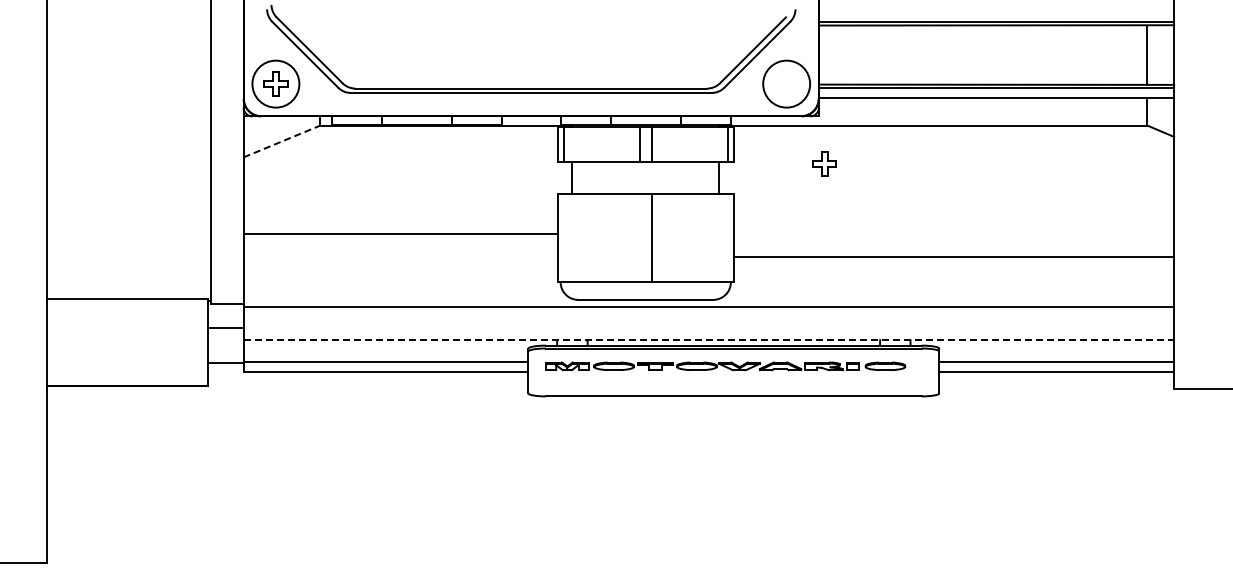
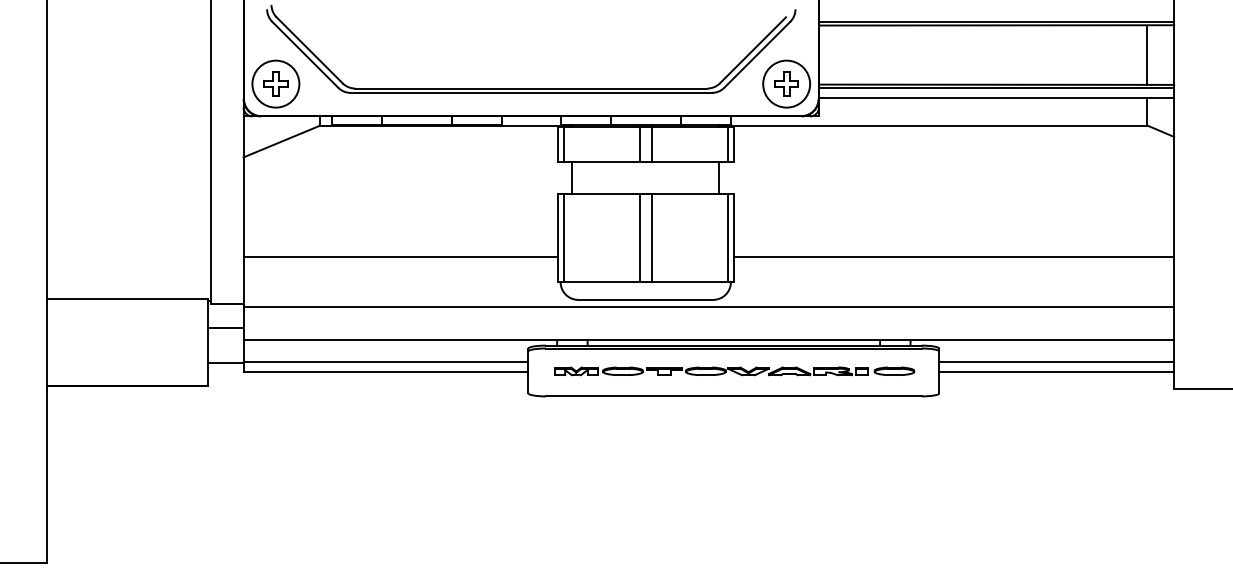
line: dashed -> solid (281, 141)
part position: (824, 163) -> (786, 83) (786, 83)
line position: (400, 234) -> (400, 257) (400, 257)
line: none -> present (564, 238)
line: none -> present (639, 238)
line: none -> present (727, 238)
line: dashed -> solid (709, 340)
part position: (725, 366) -> (734, 371) (734, 371)
